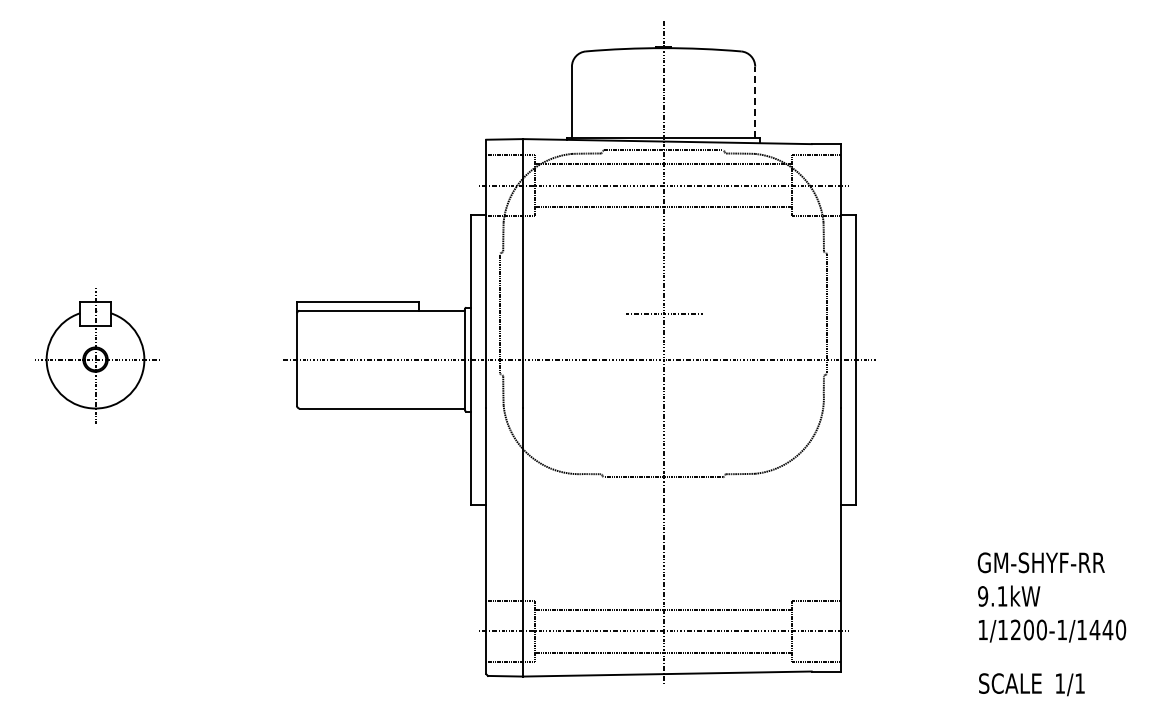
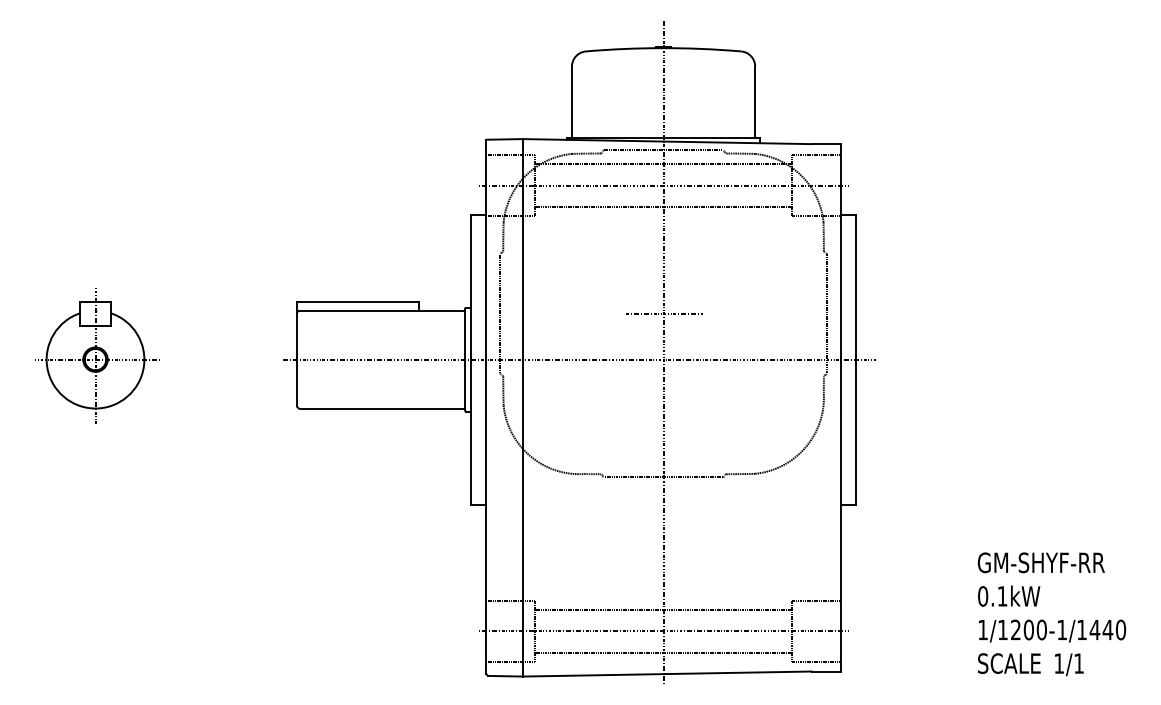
line: dashed -> solid (755, 102)
text: 9.1kW -> 0.1kW (983, 596)
text position: (1031, 684) -> (1030, 664) (1030, 664)
